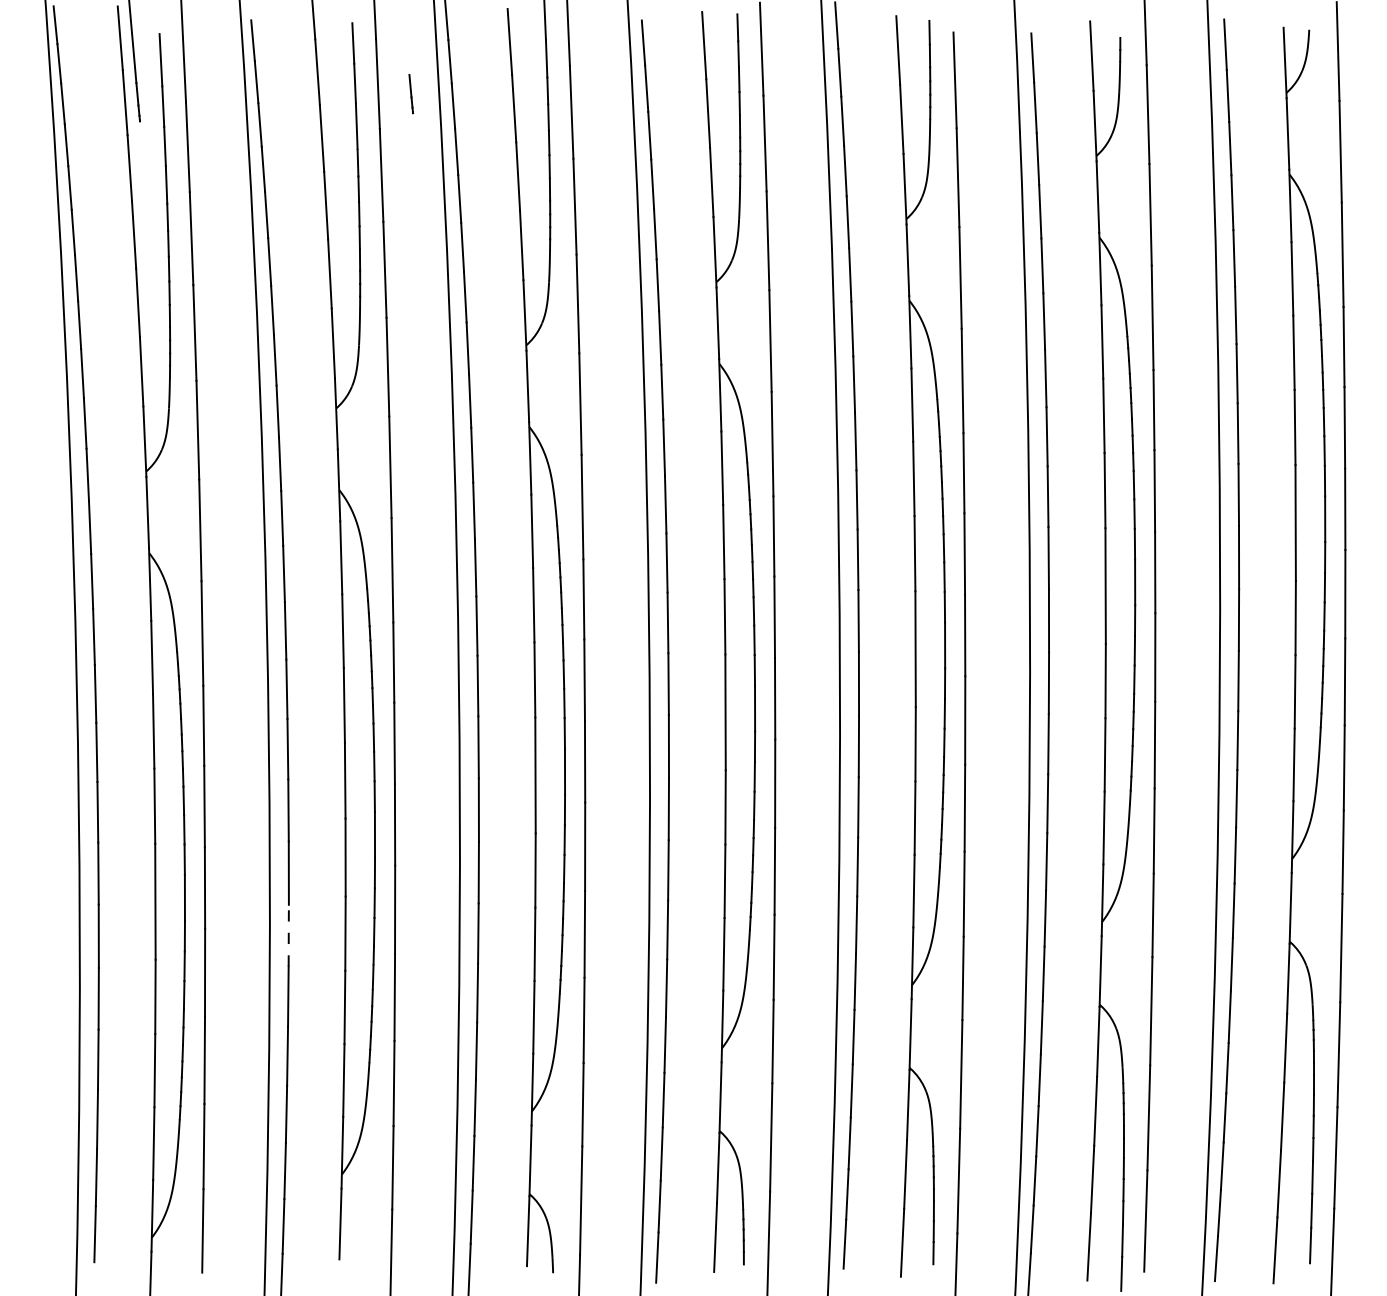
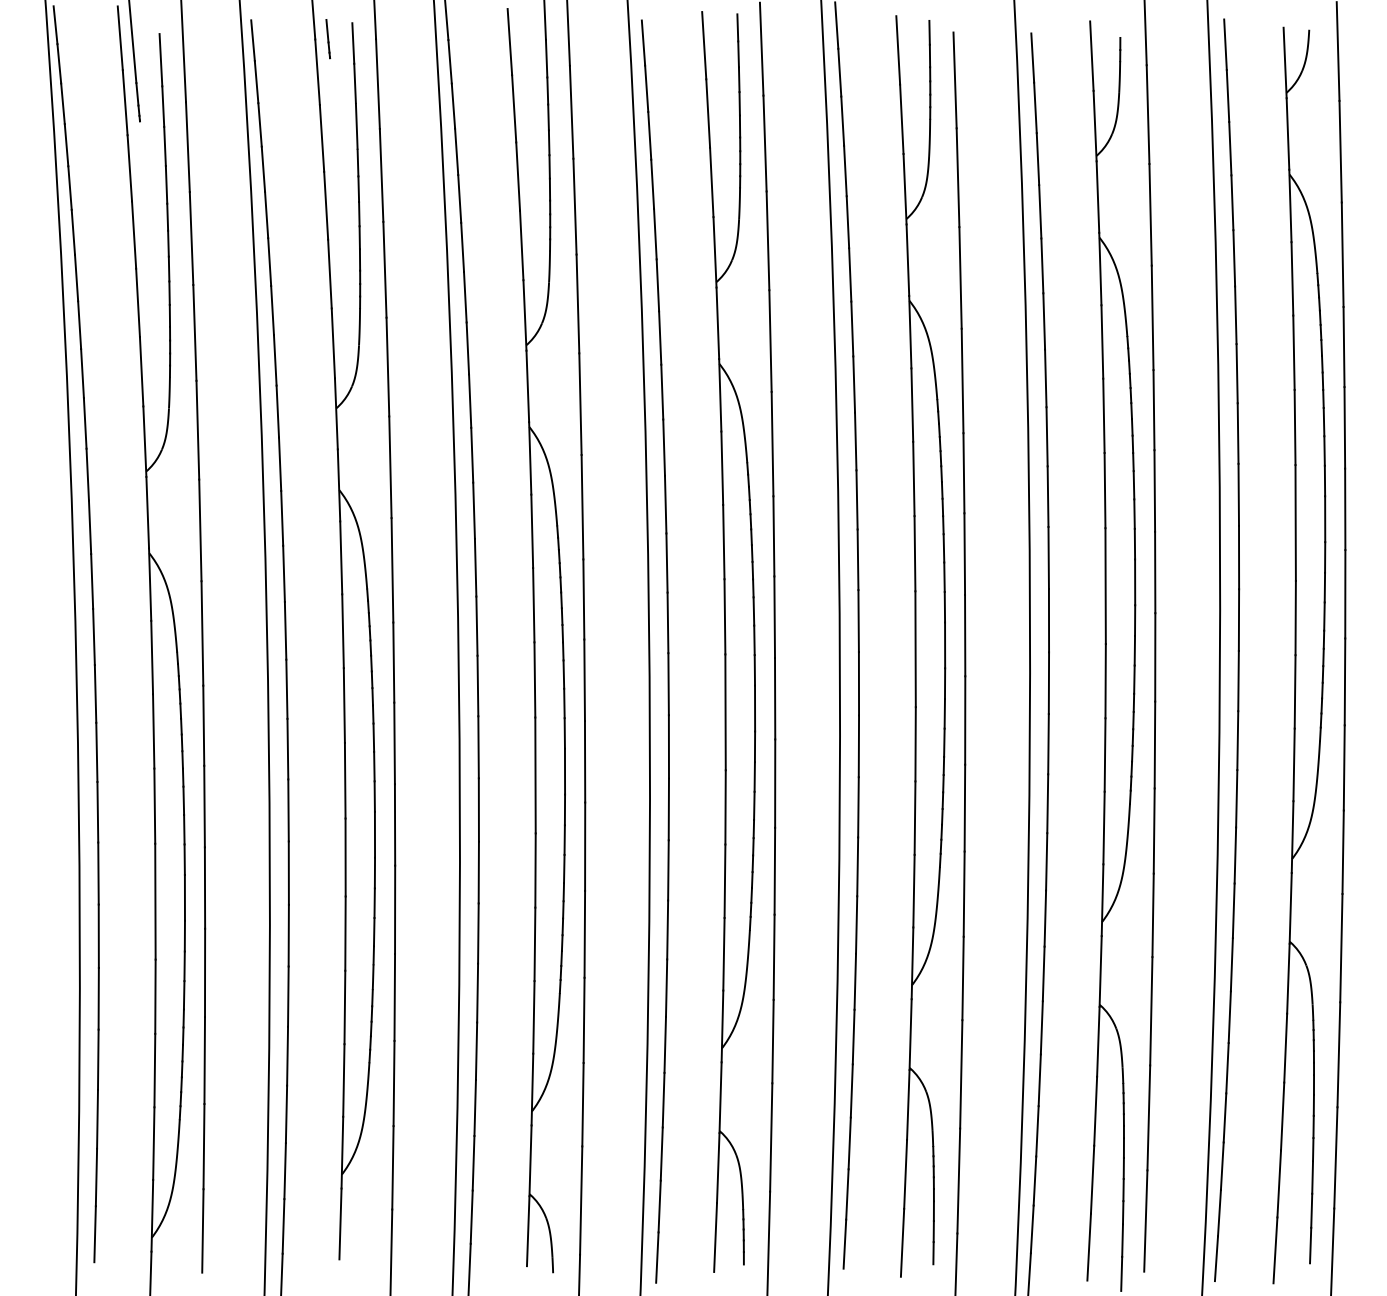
line position: (411, 94) -> (328, 39) (328, 39)
line: dashed -> solid (288, 935)
